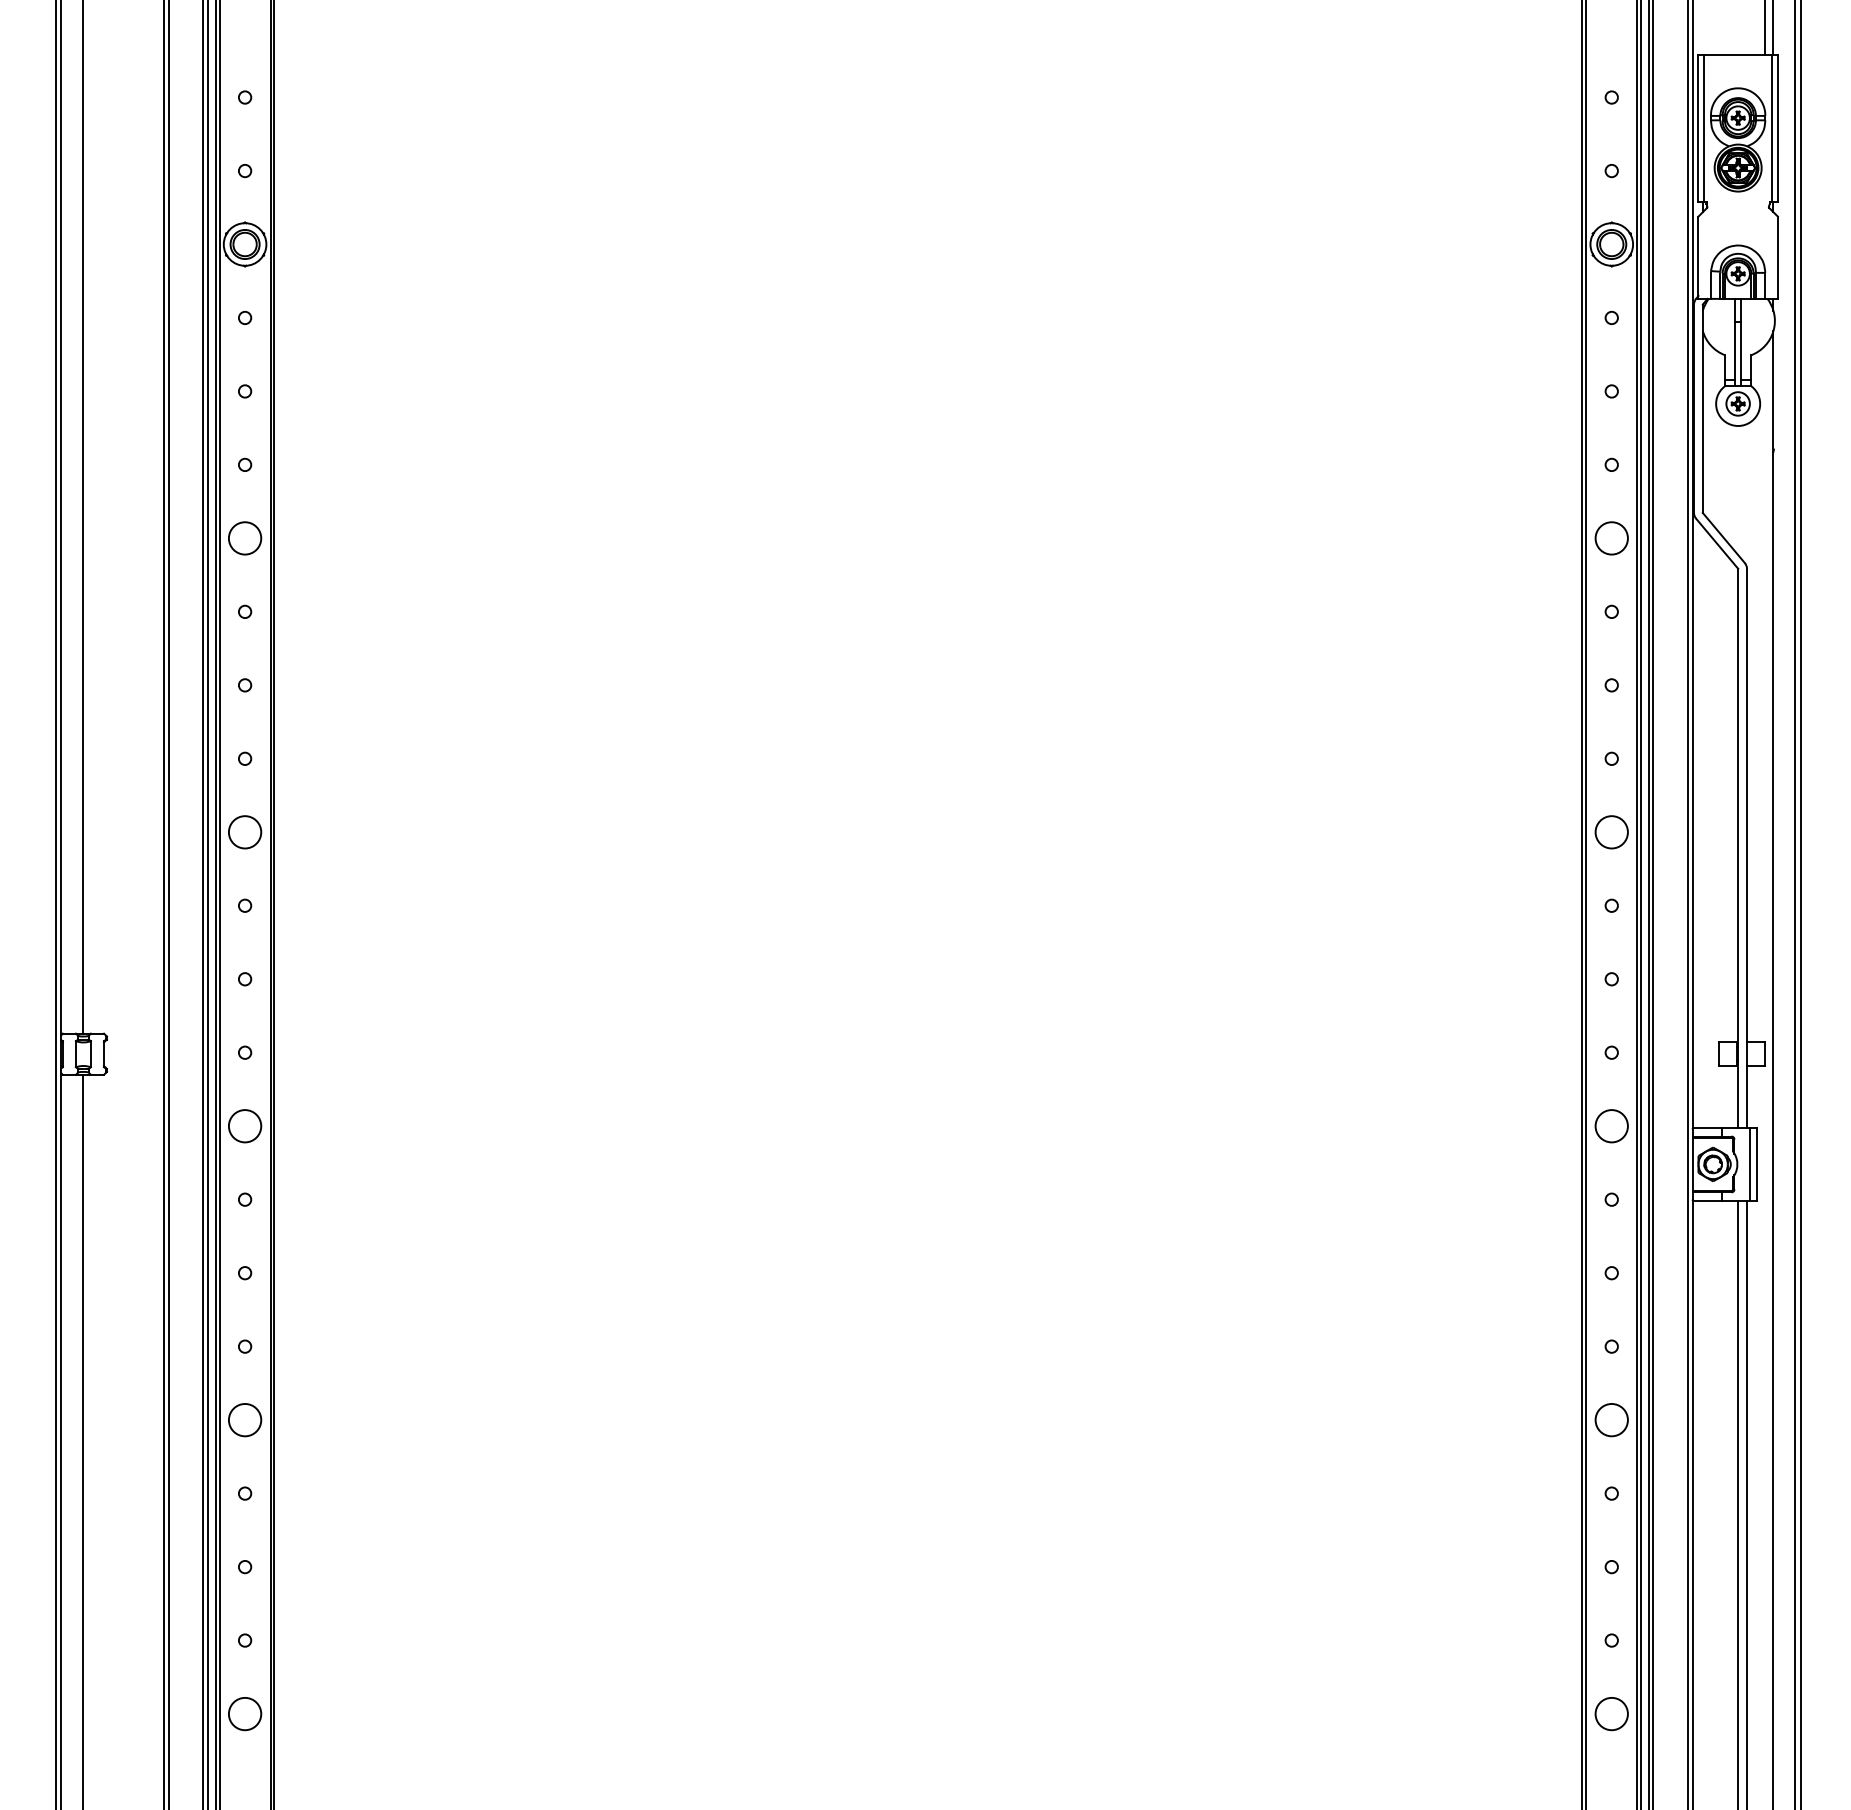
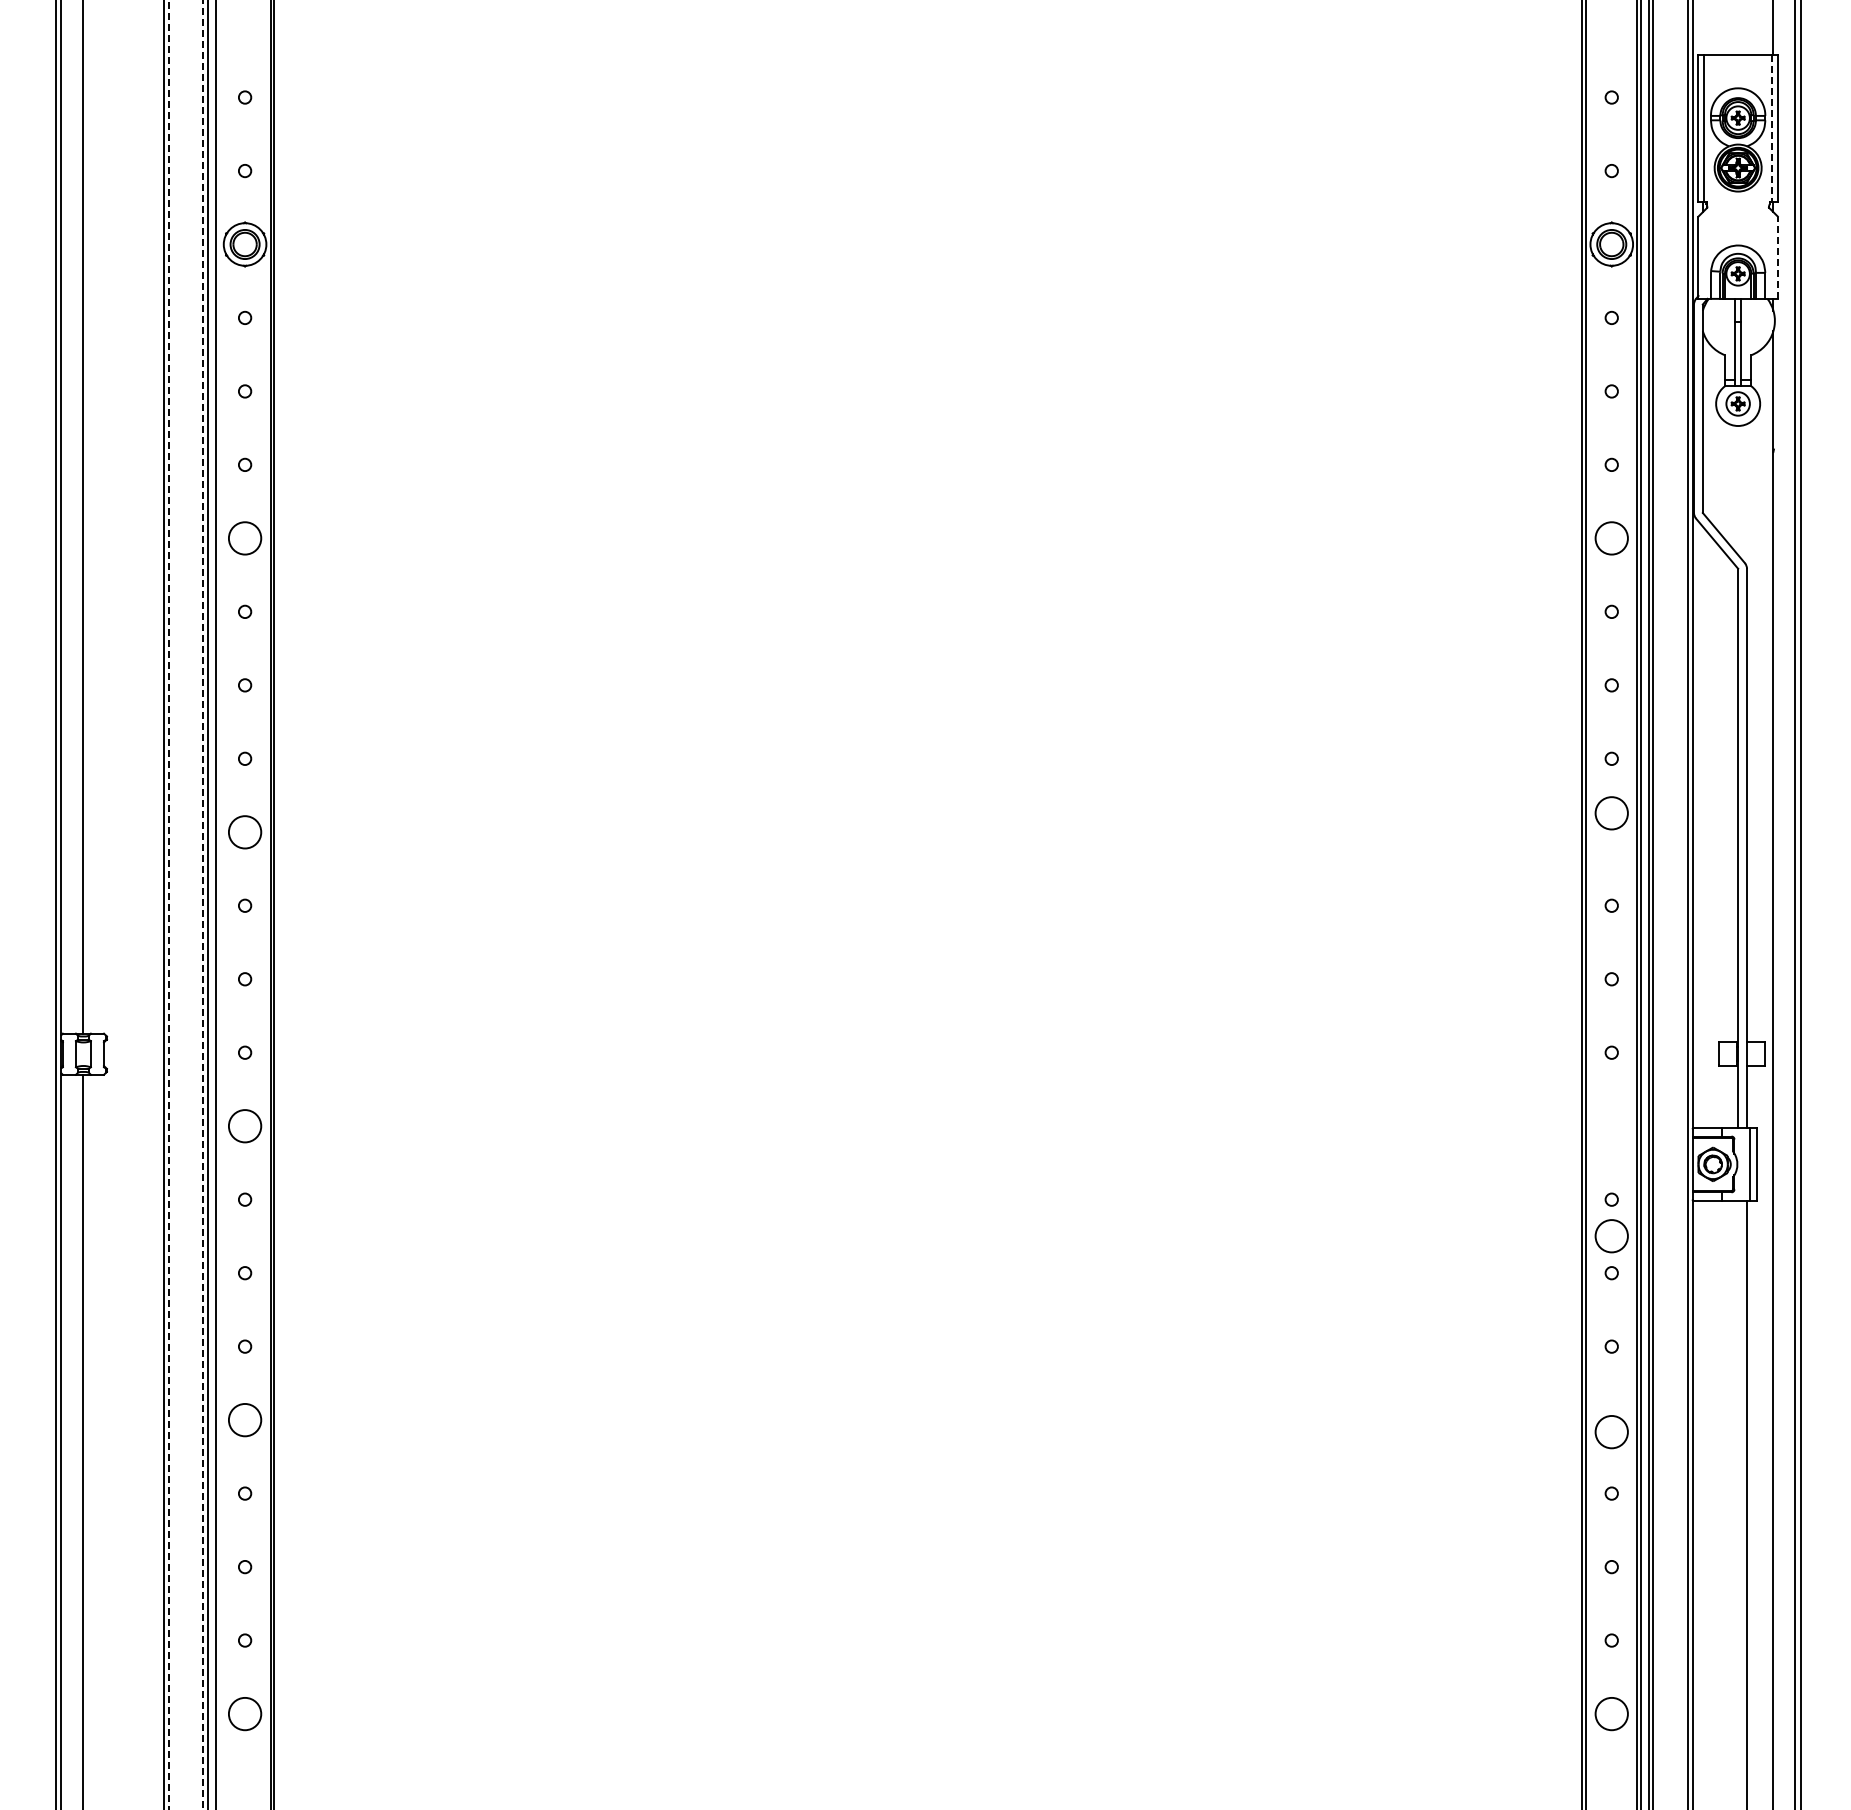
line: present -> none (1764, 28)
line: solid -> dashed (1771, 128)
line: solid -> dashed (1777, 257)
circle position: (1611, 832) -> (1611, 813) (1611, 813)
line: solid -> dashed (169, 904)
line: present -> none (219, 904)
line: solid -> dashed (203, 905)
circle position: (1611, 1126) -> (1611, 1236) (1611, 1236)
circle position: (1611, 1420) -> (1611, 1432) (1611, 1432)
line: present -> none (1738, 1503)
